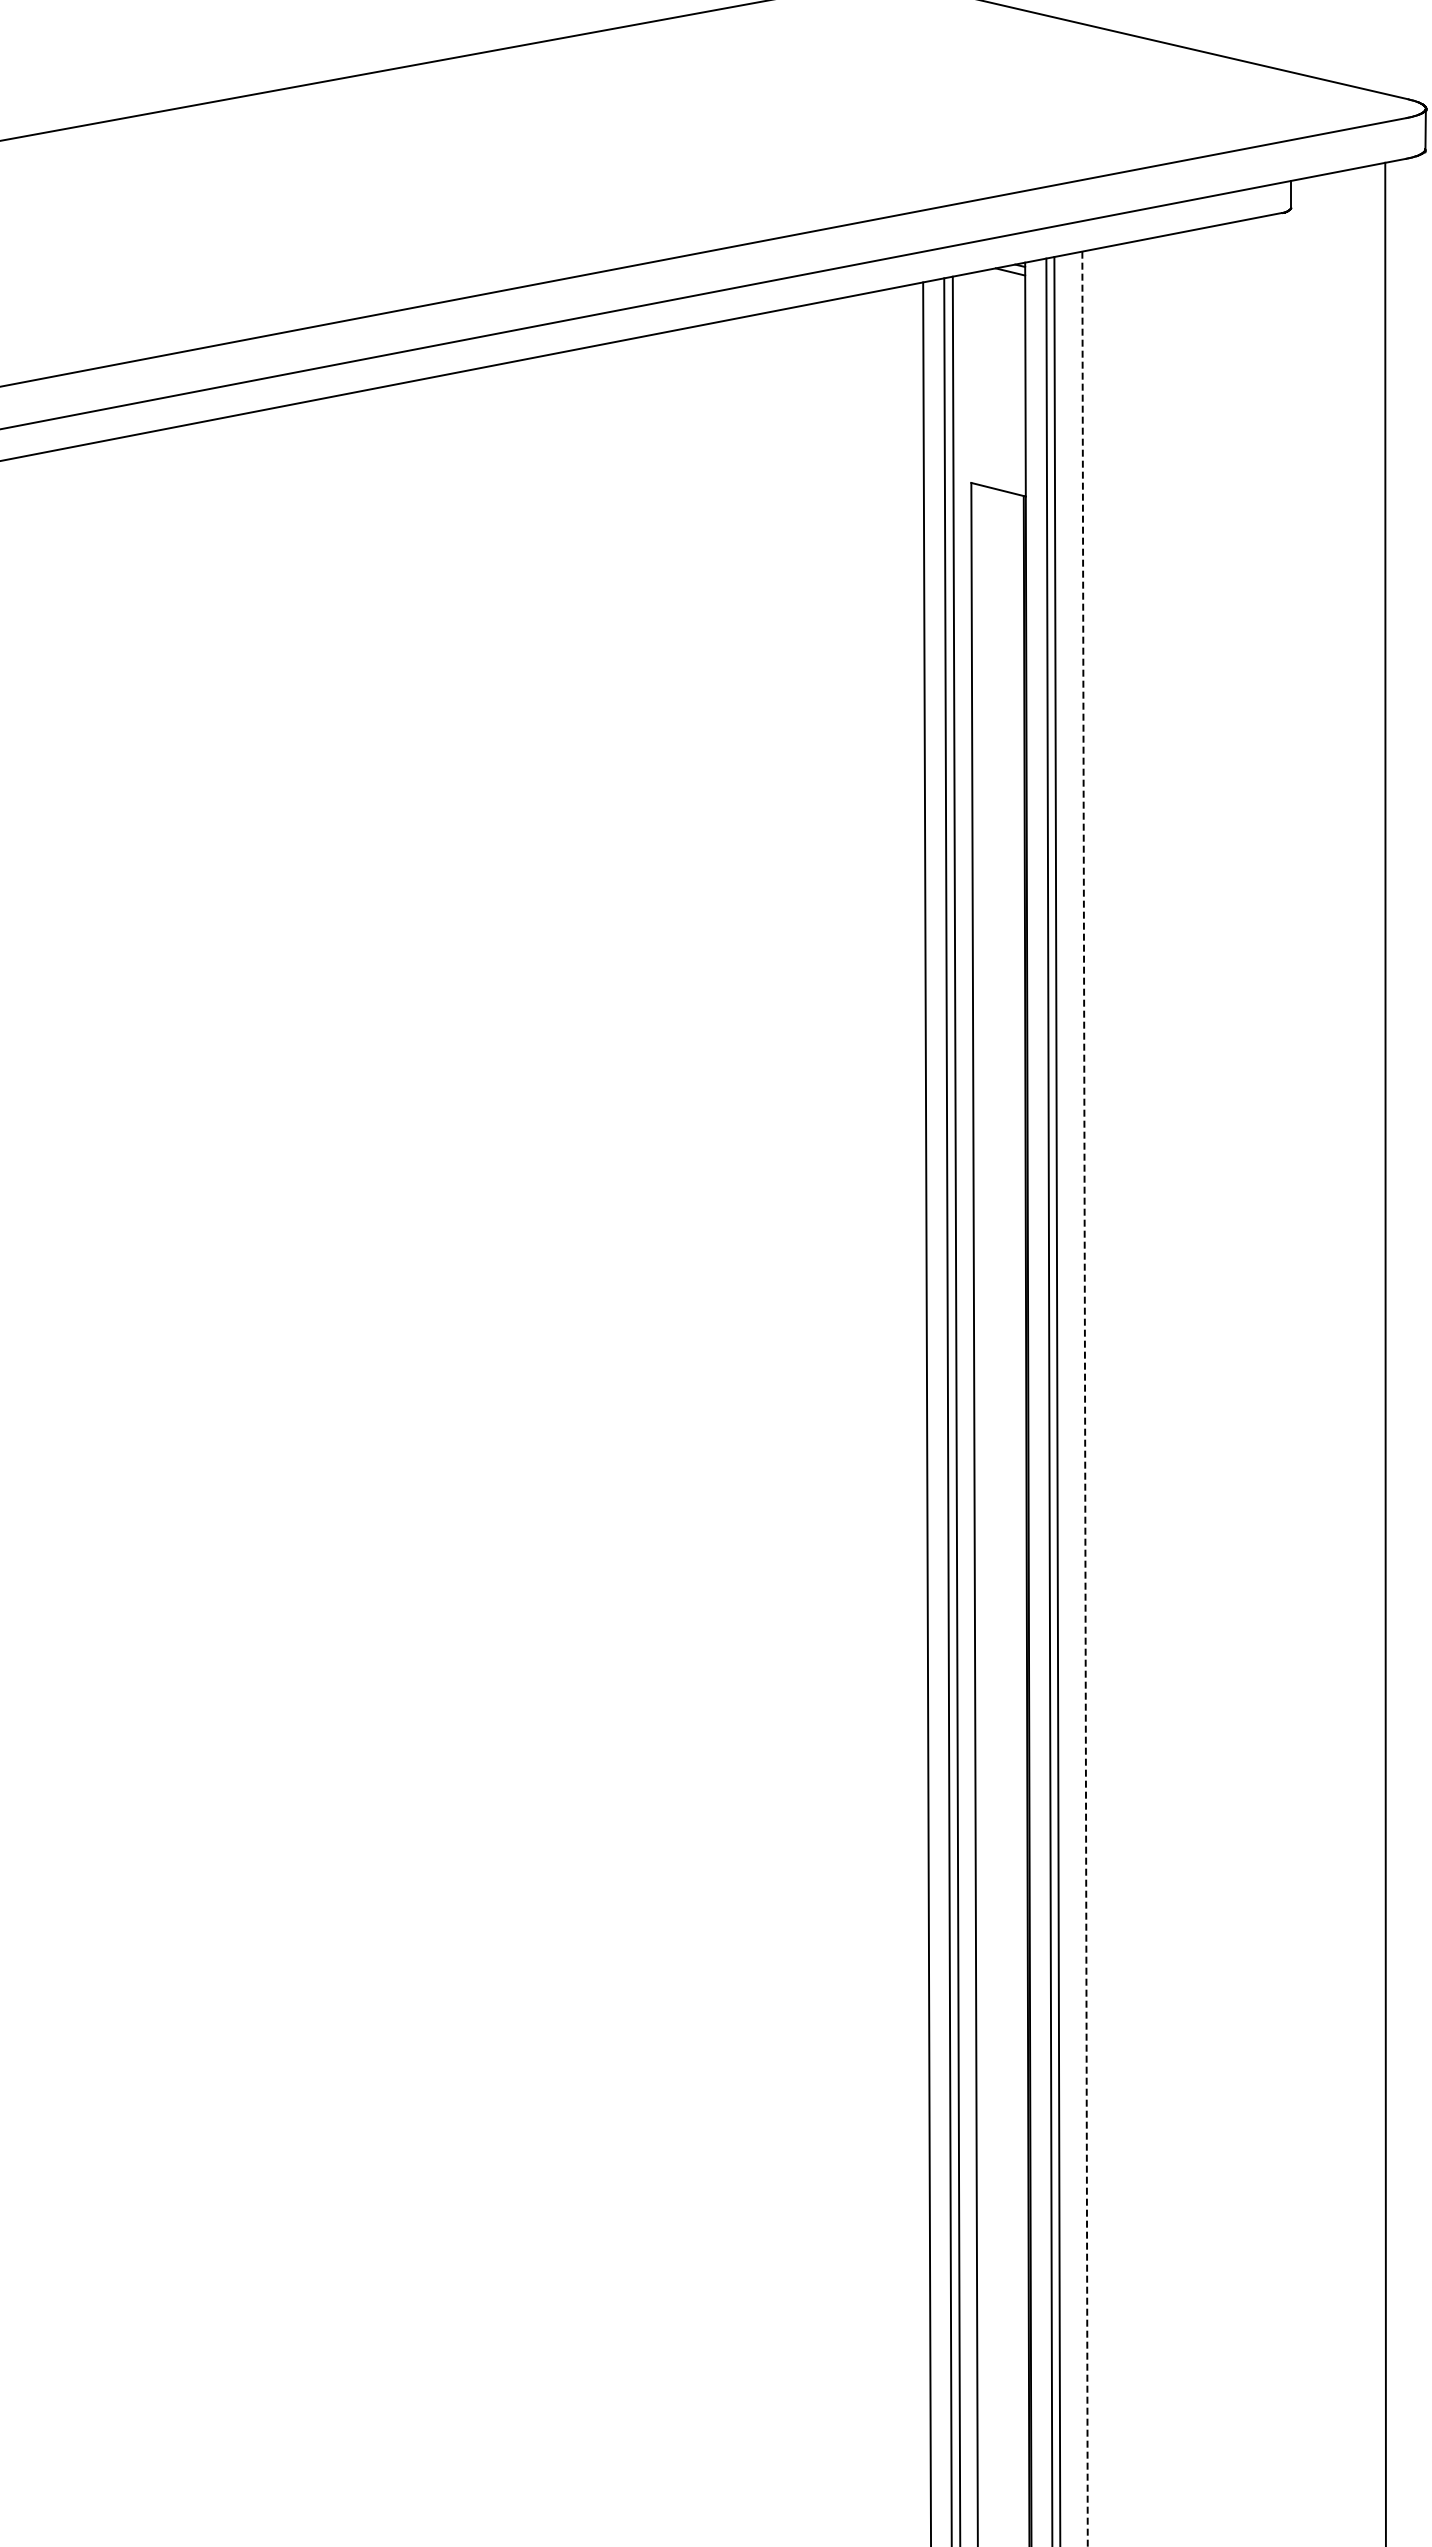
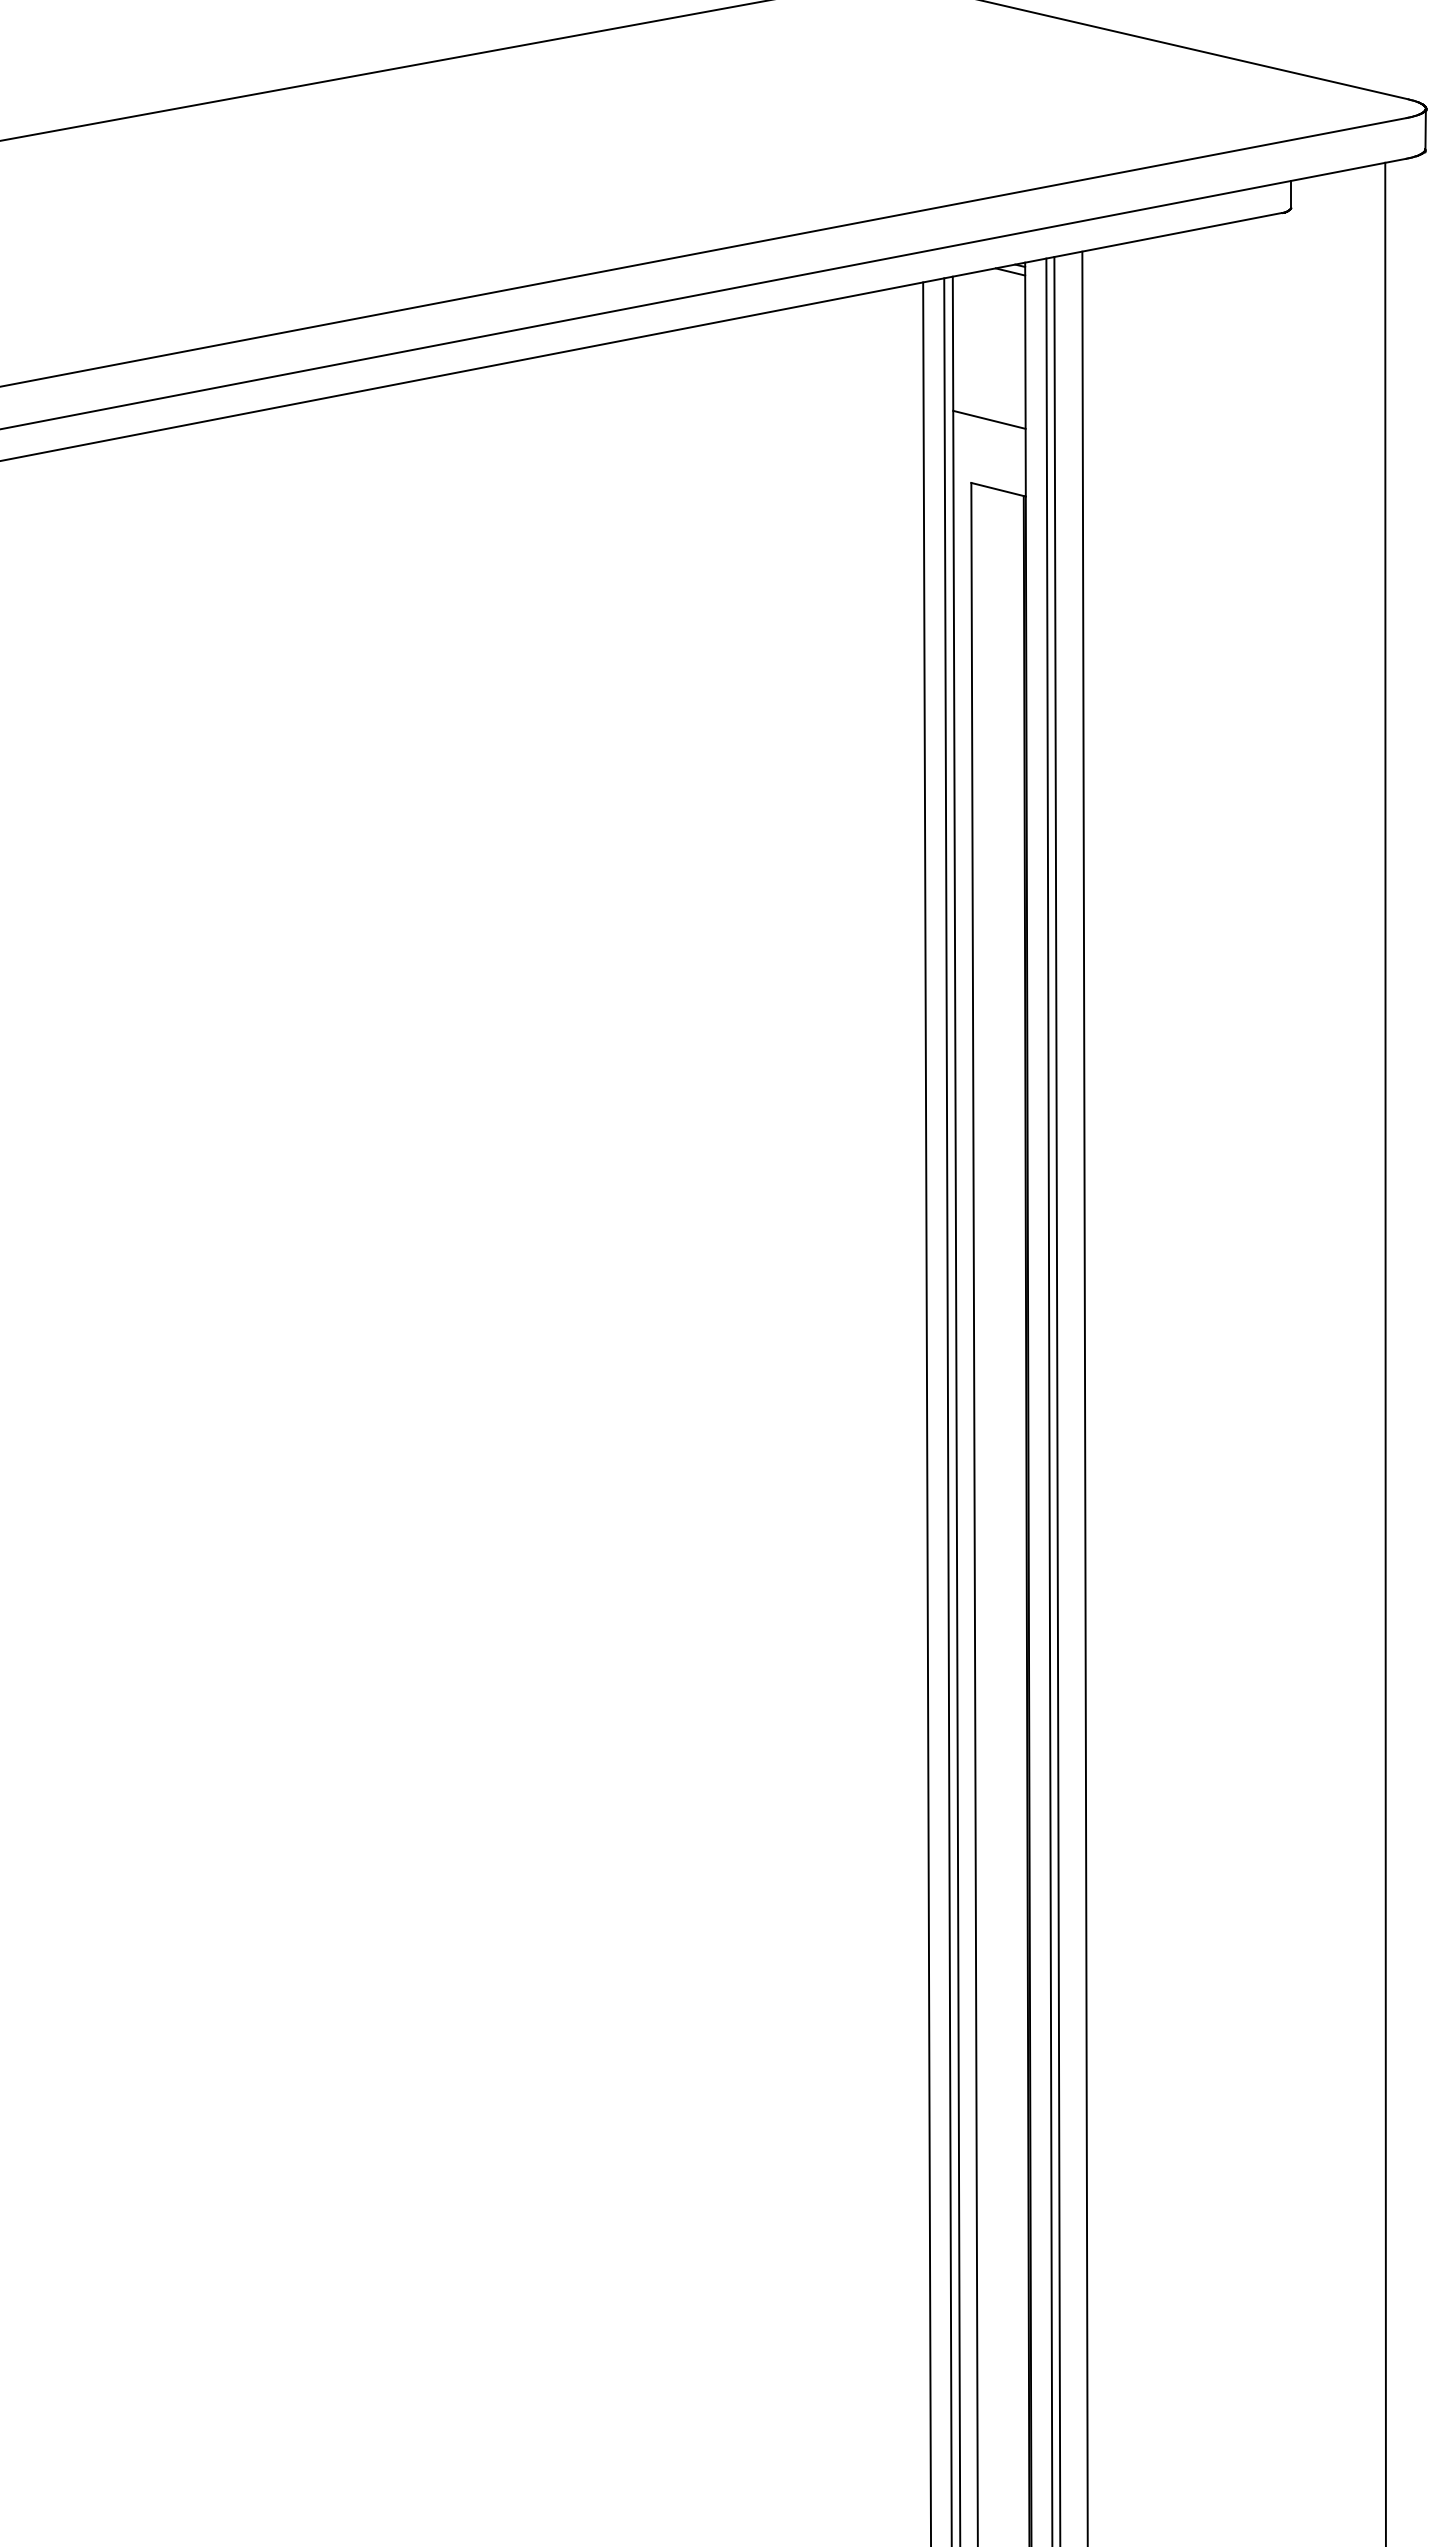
line: none -> present (989, 419)
line: dashed -> solid (1085, 1399)
